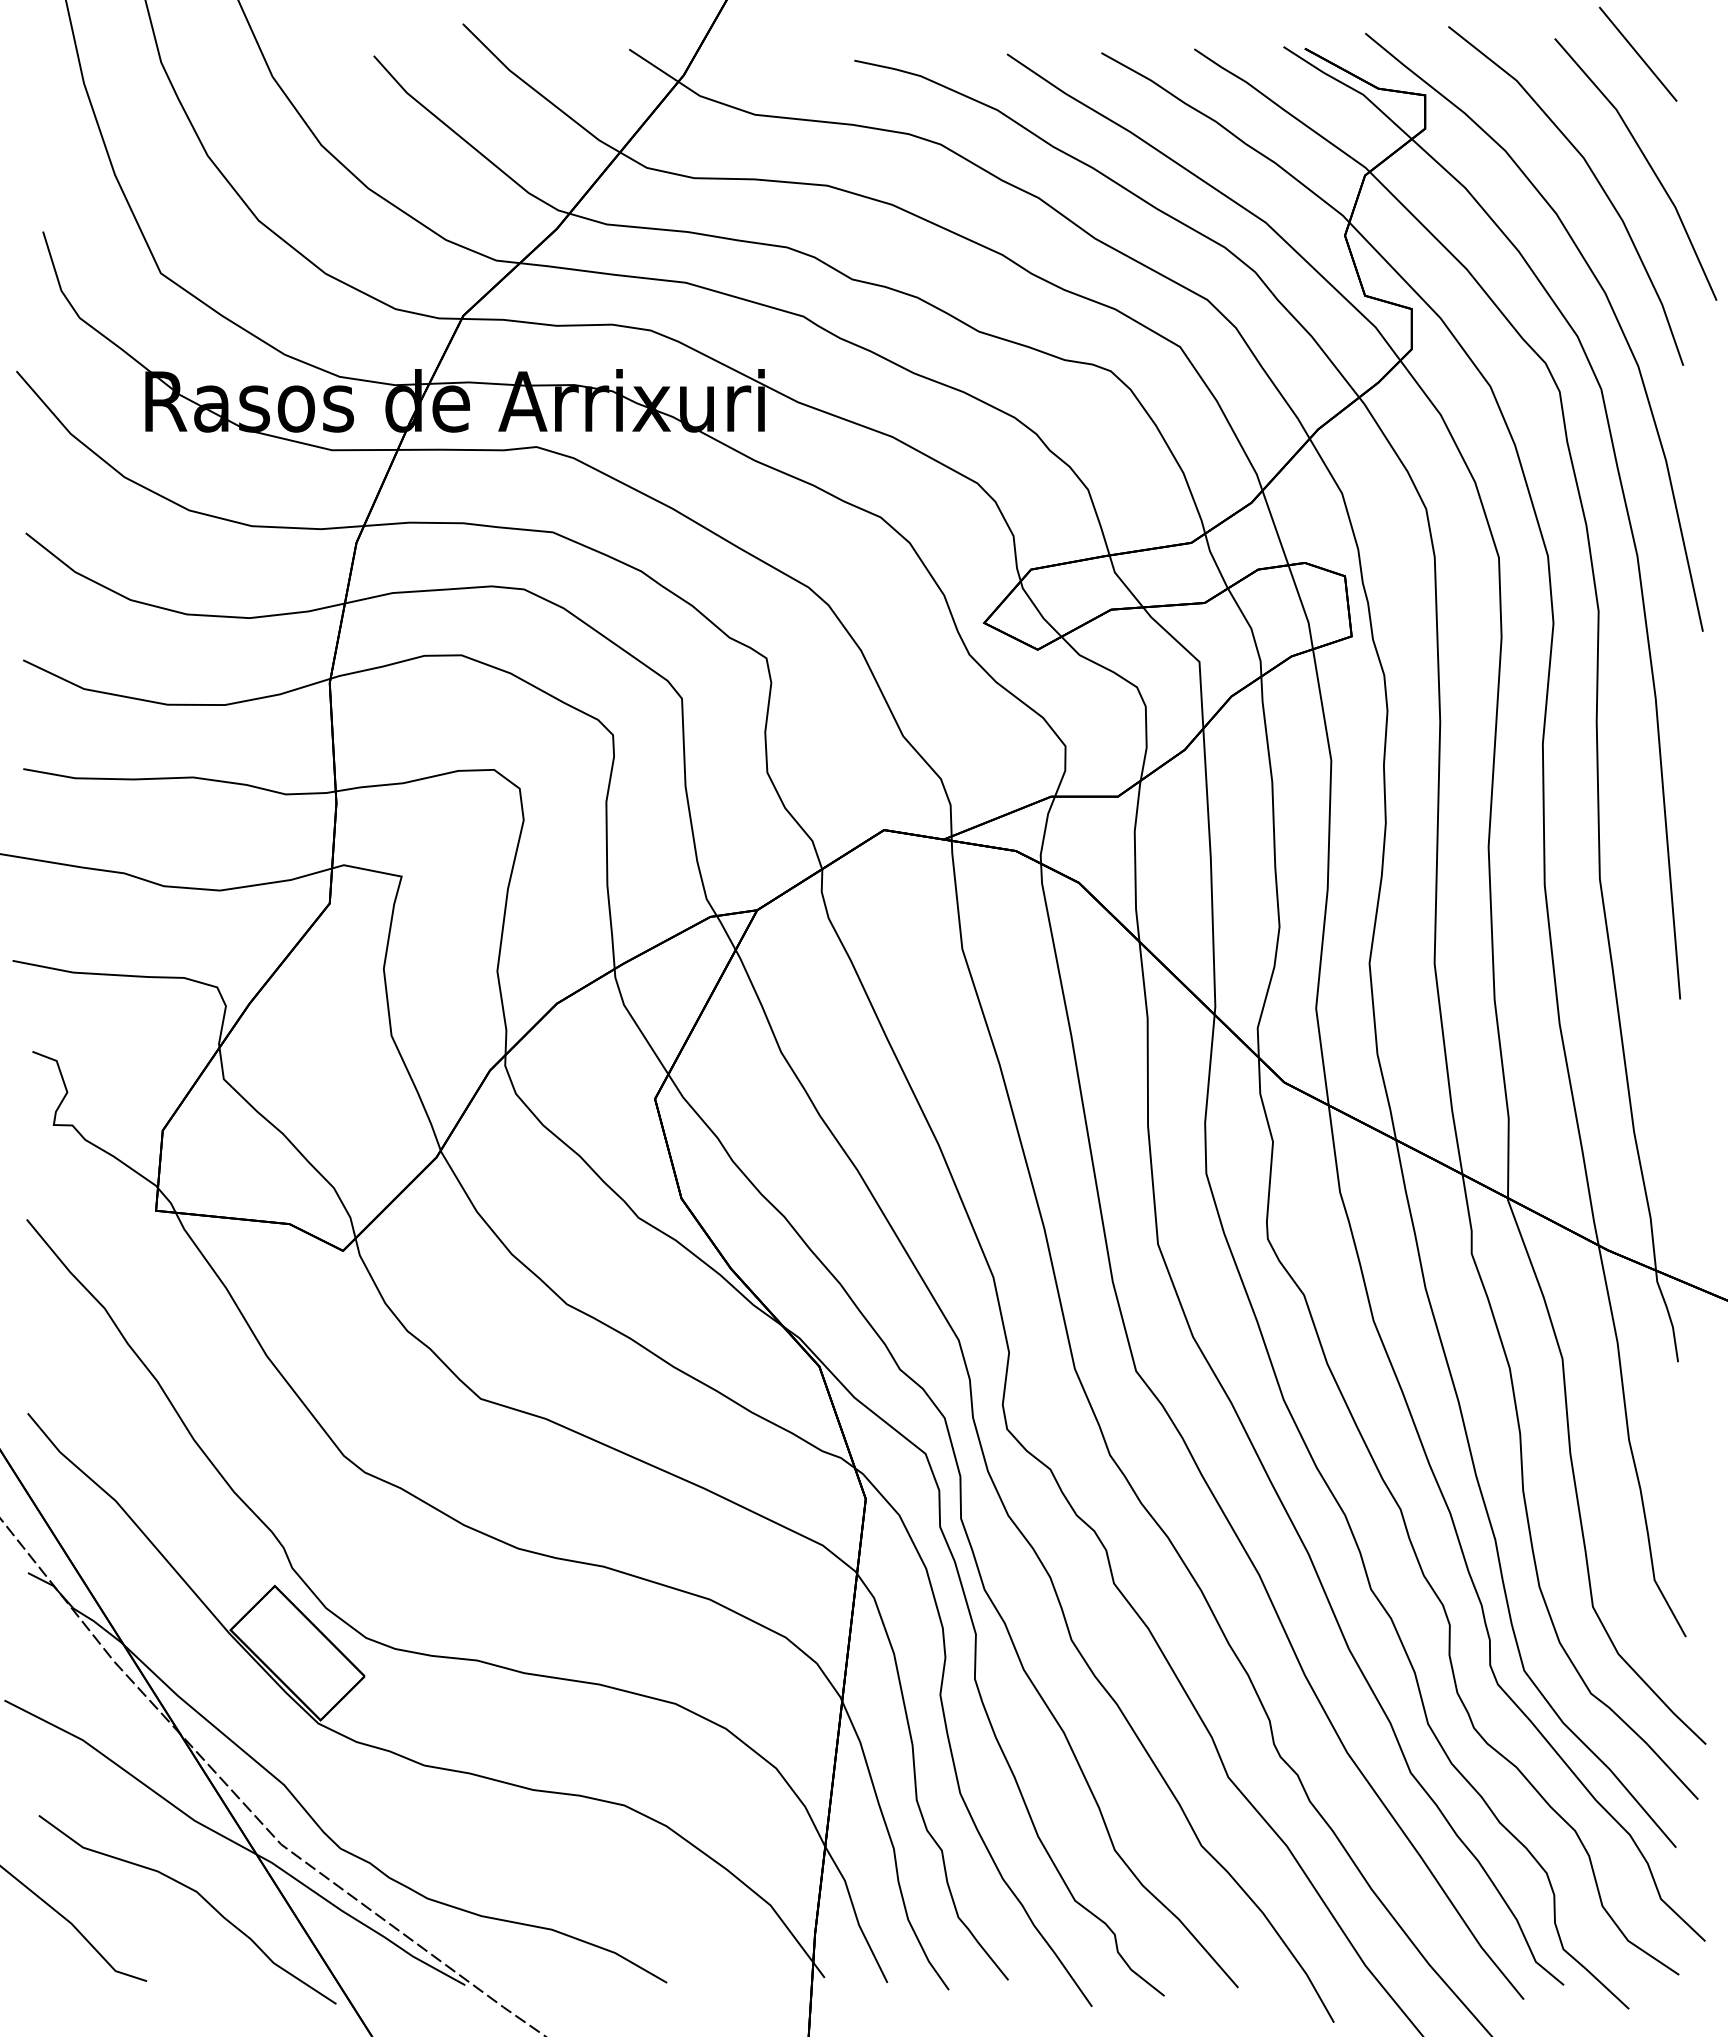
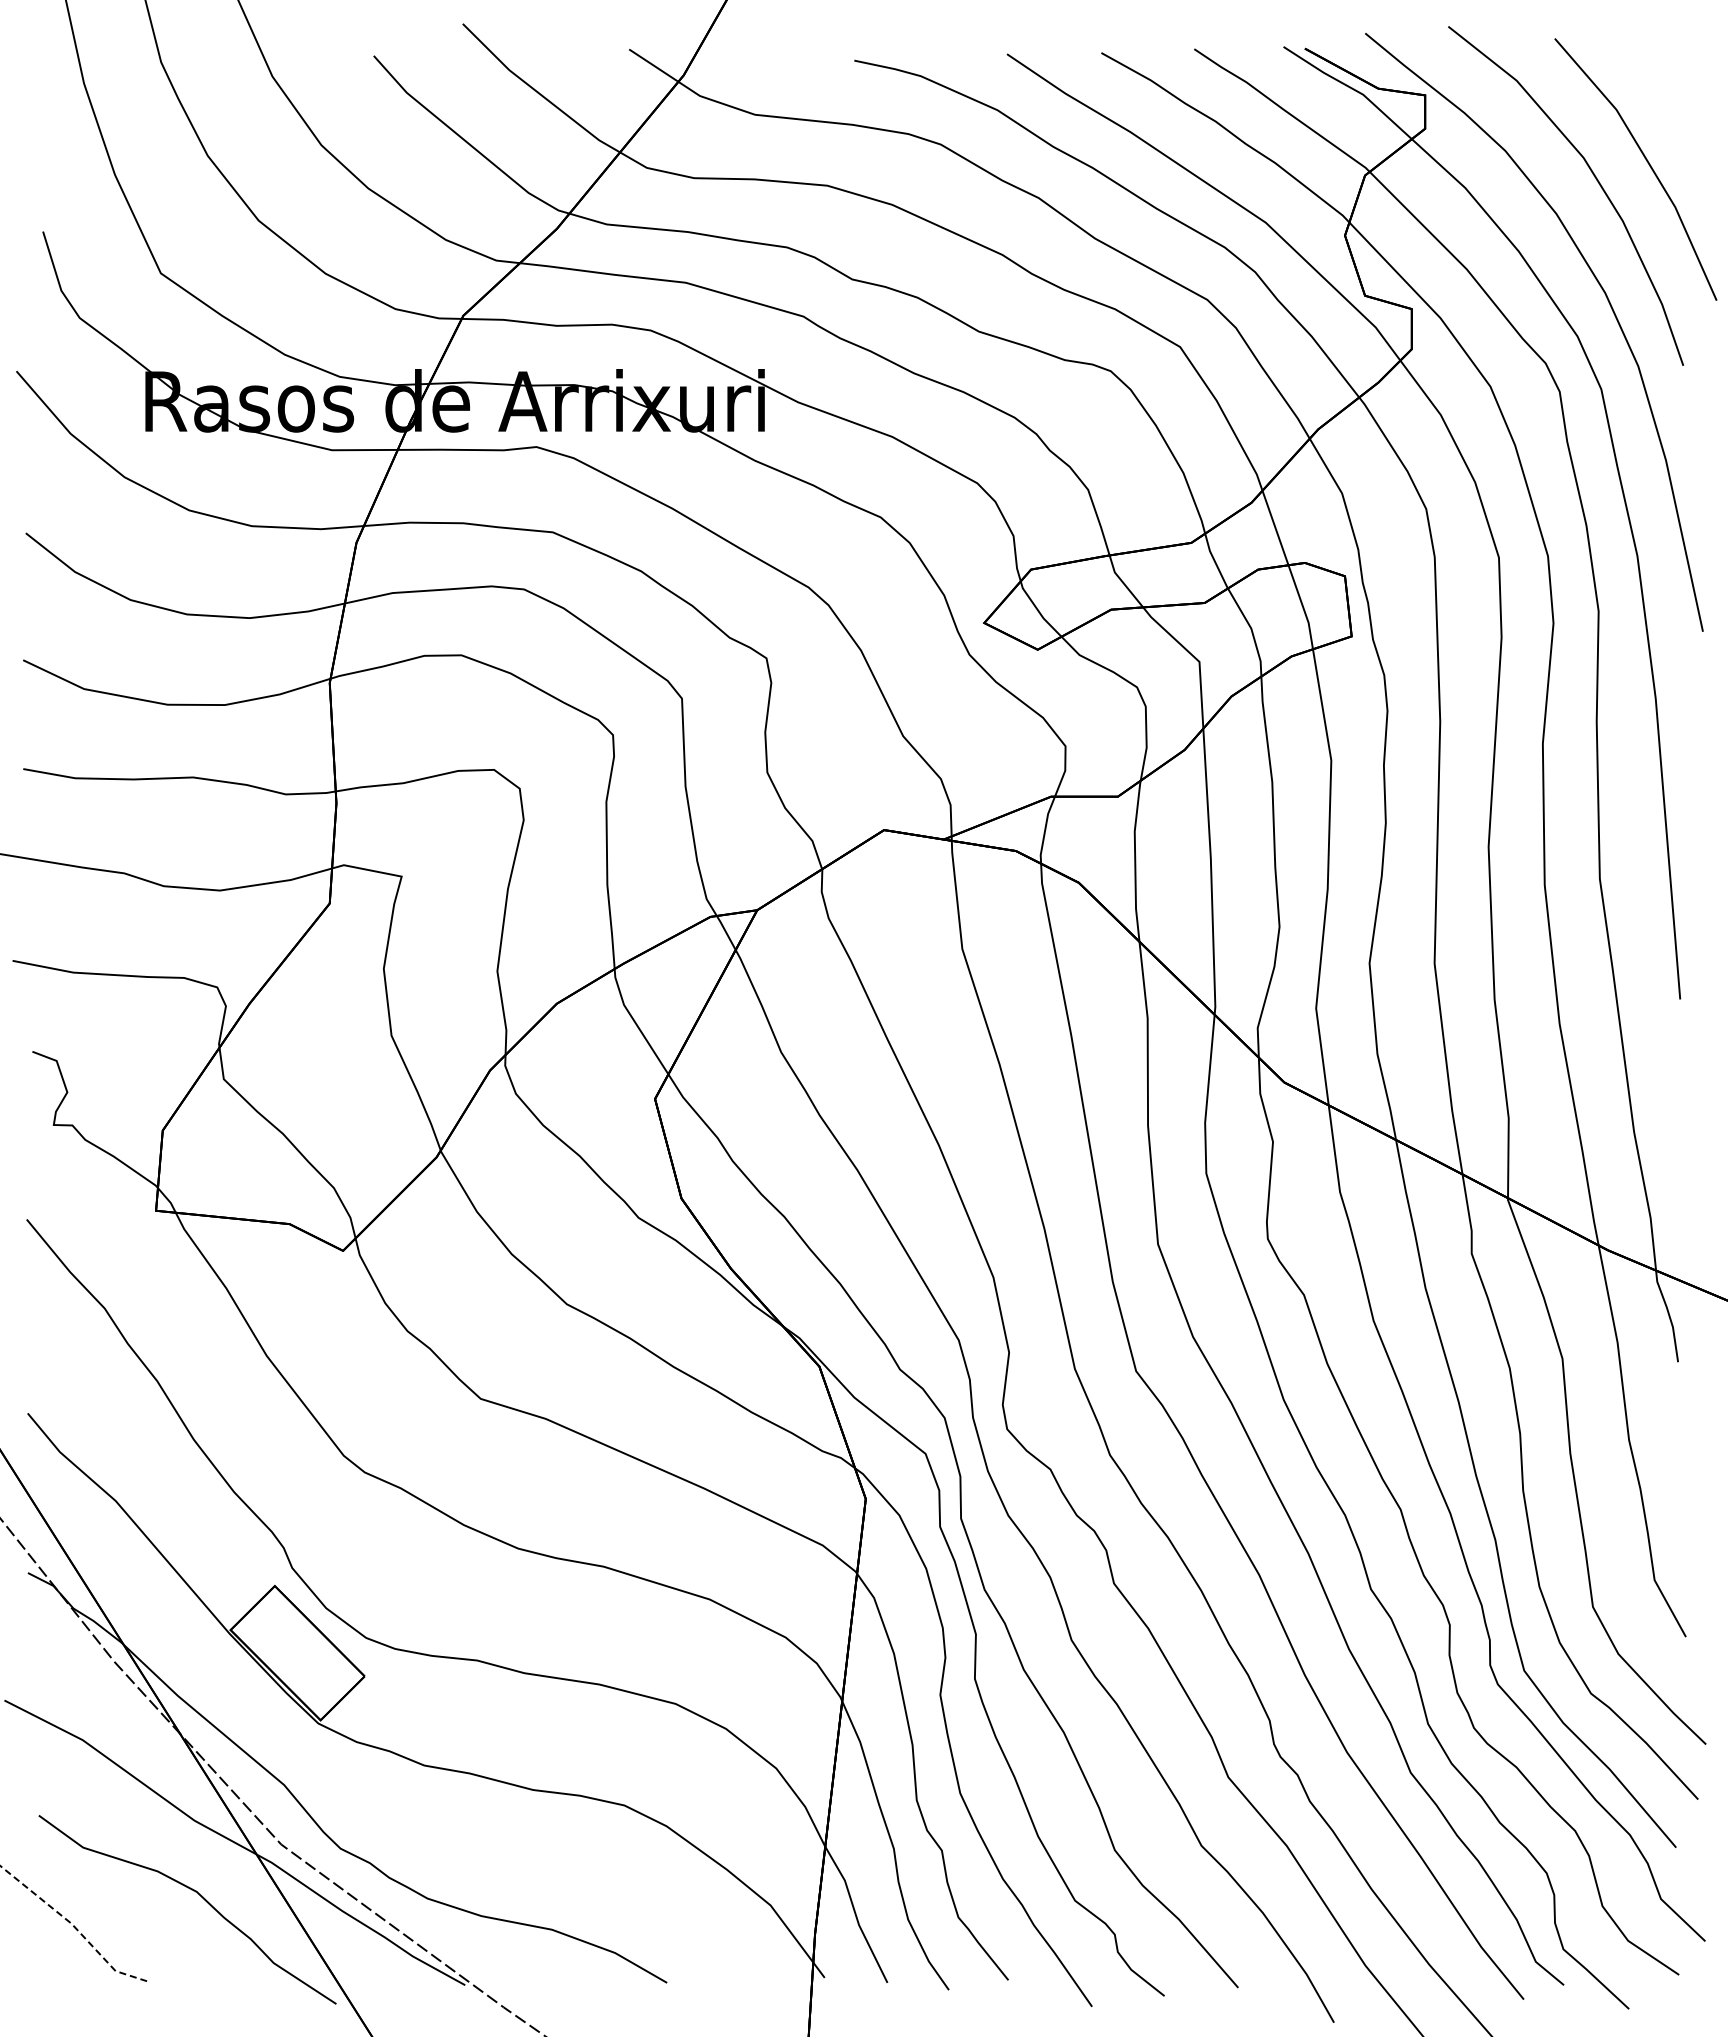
line: present -> none (1637, 53)
line: solid -> dashed (73, 1925)
